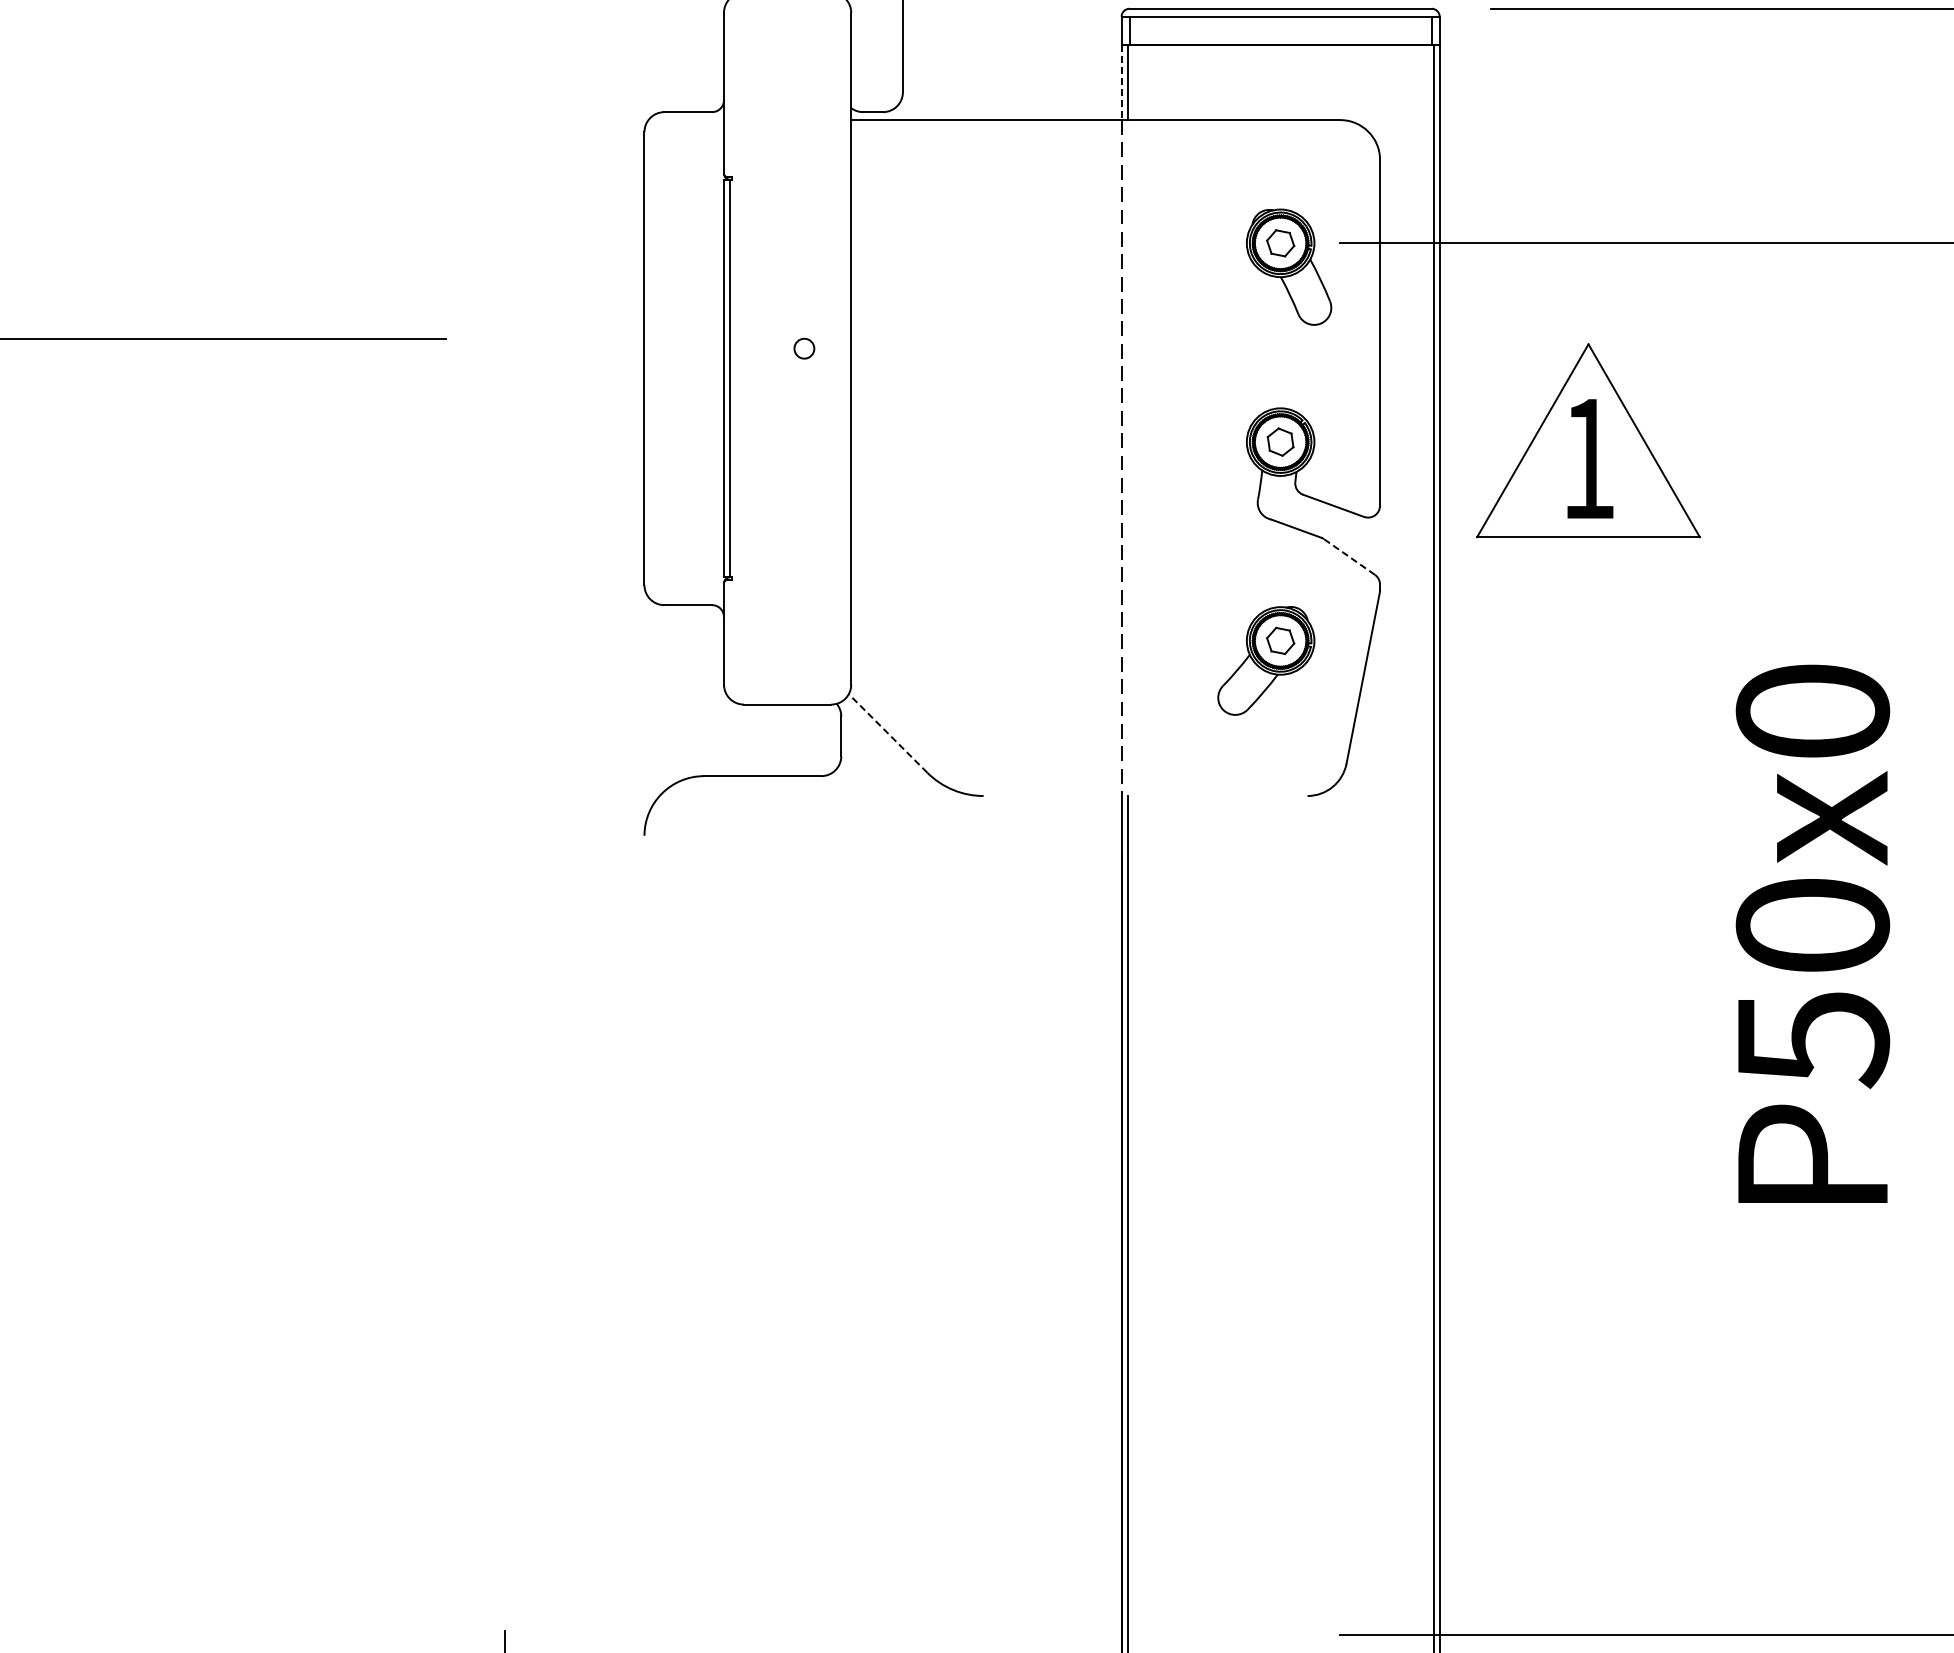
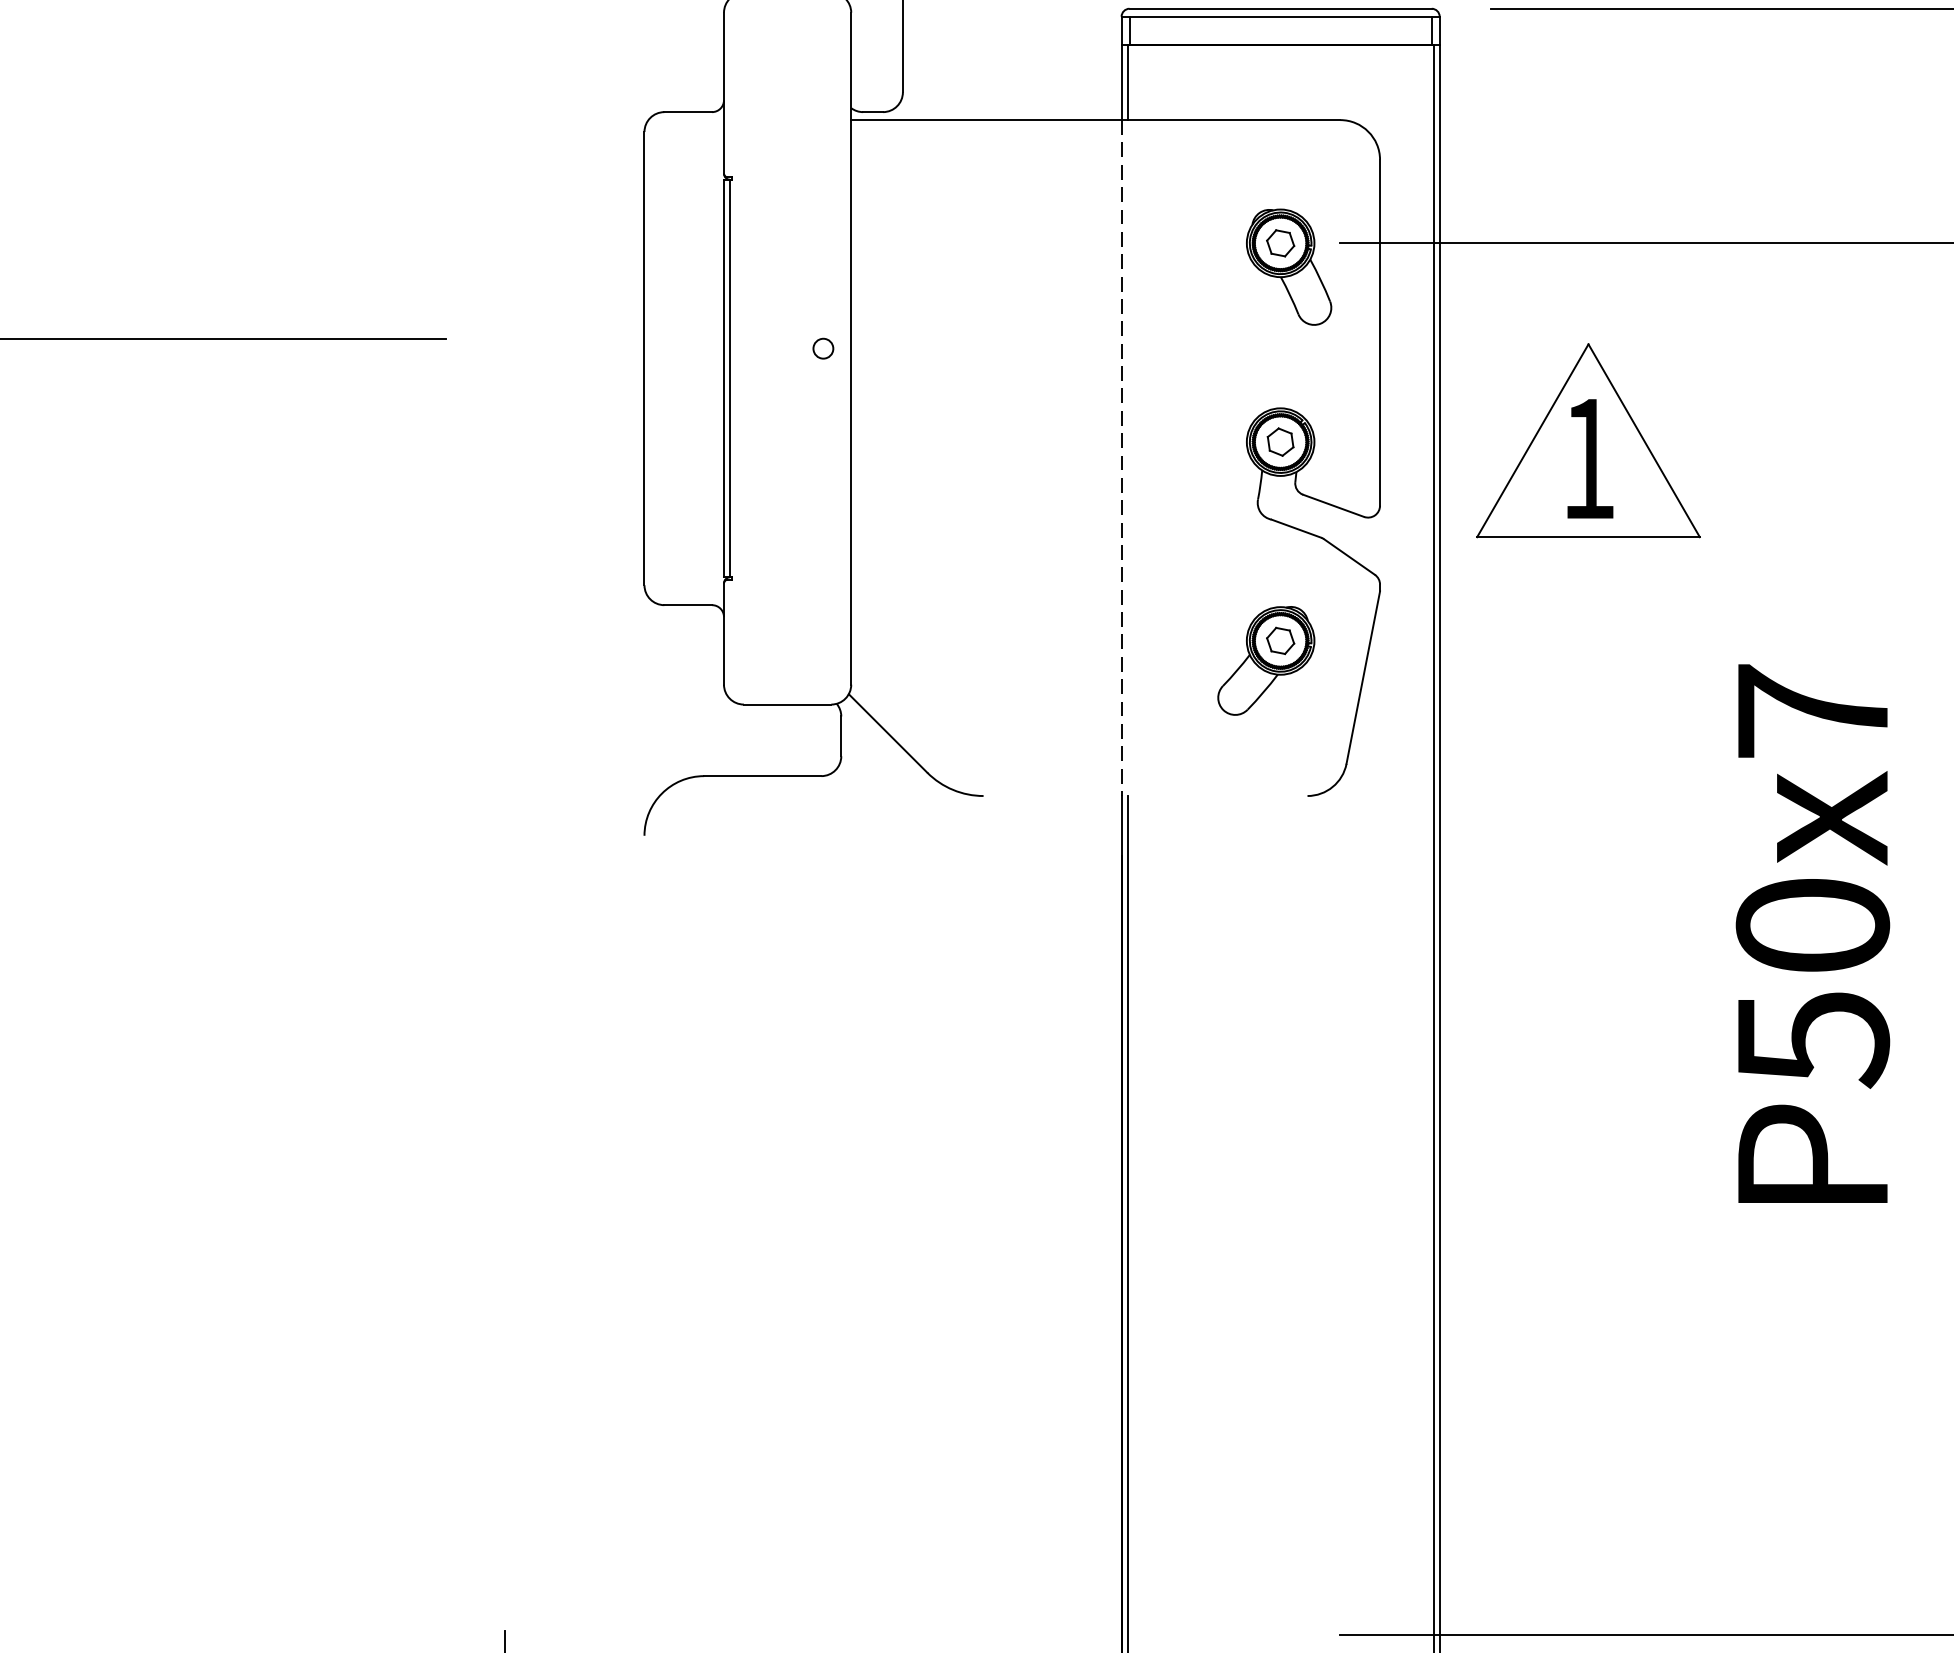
line: dashed -> solid (1121, 82)
circle position: (804, 348) -> (823, 348) (823, 348)
line: dashed -> solid (1349, 556)
text: P50x0 -> P50x7 (1812, 710)
line: dashed -> solid (888, 733)
